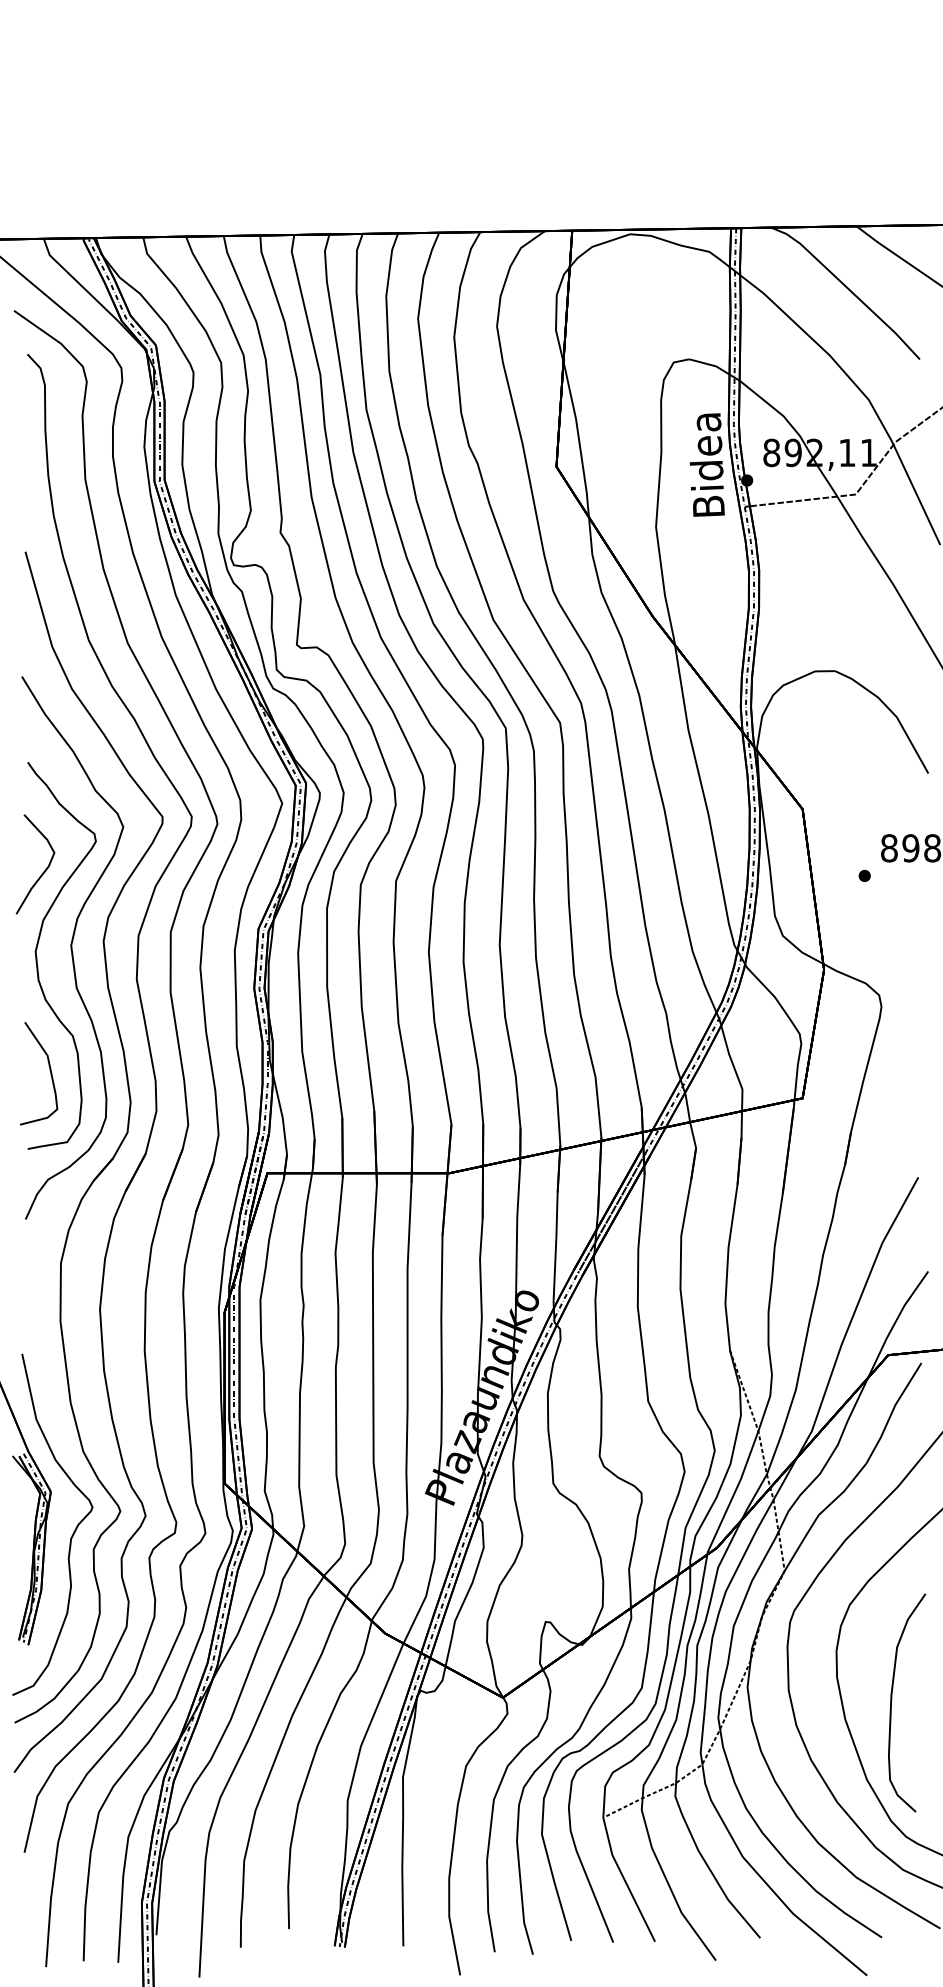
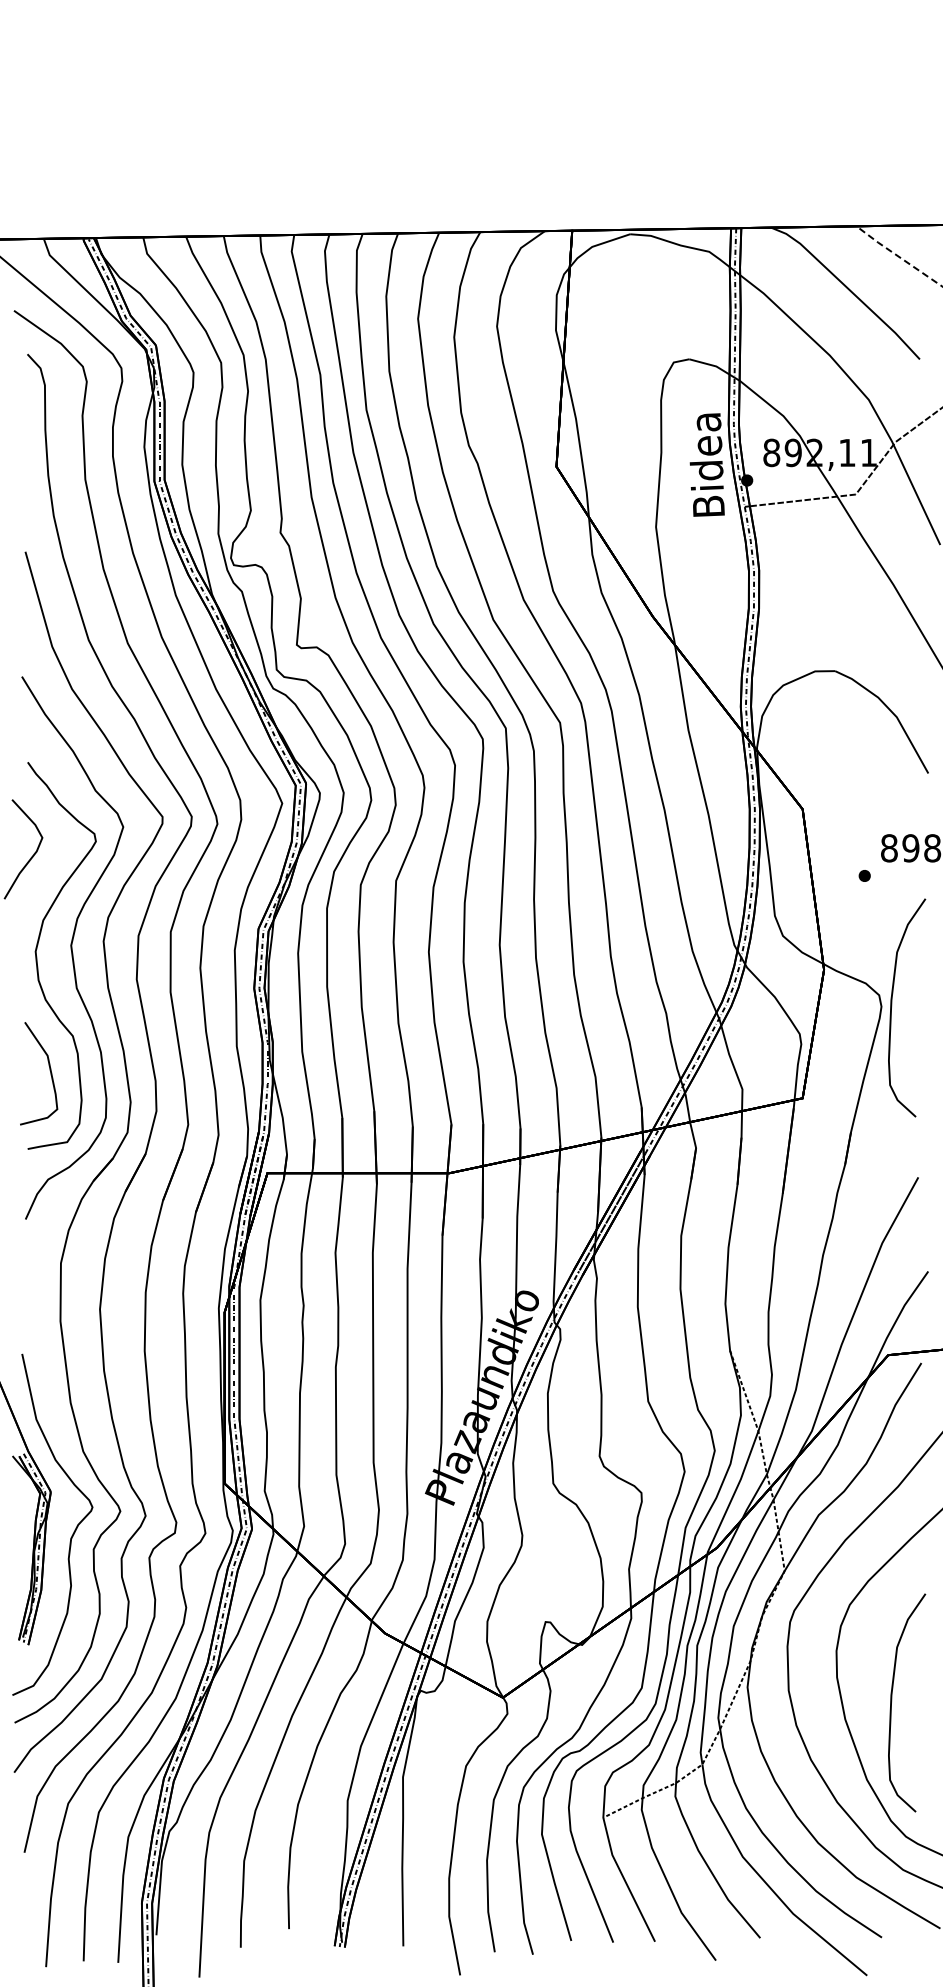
line: solid -> dashed (898, 256)
curve position: (43, 871) -> (31, 856) (31, 856)
curve: none -> present (892, 1006)
